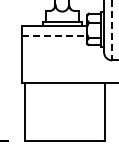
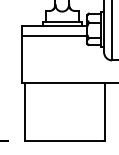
line: dashed -> solid (112, 30)
line: dashed -> solid (54, 36)
